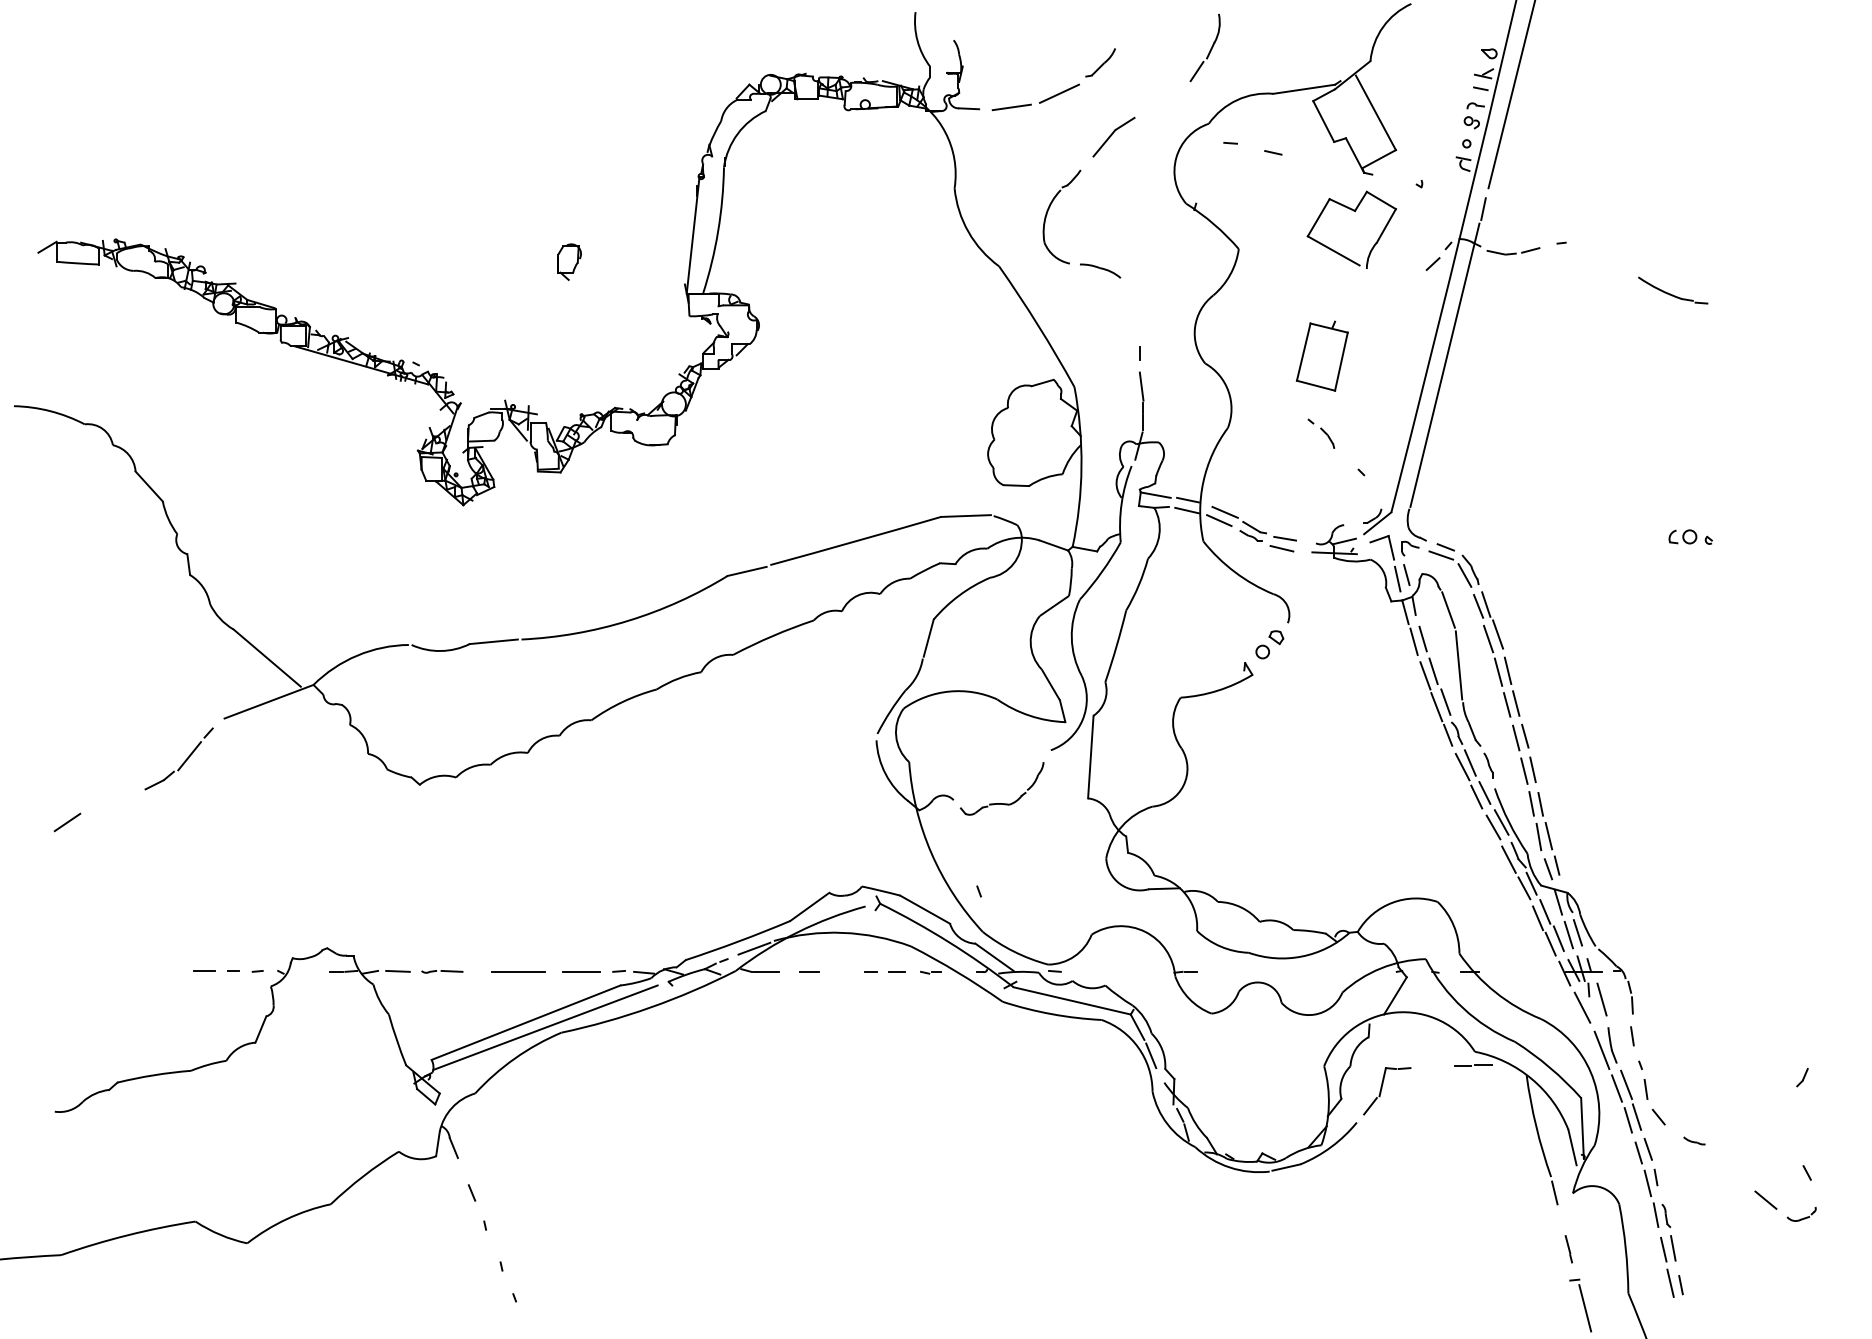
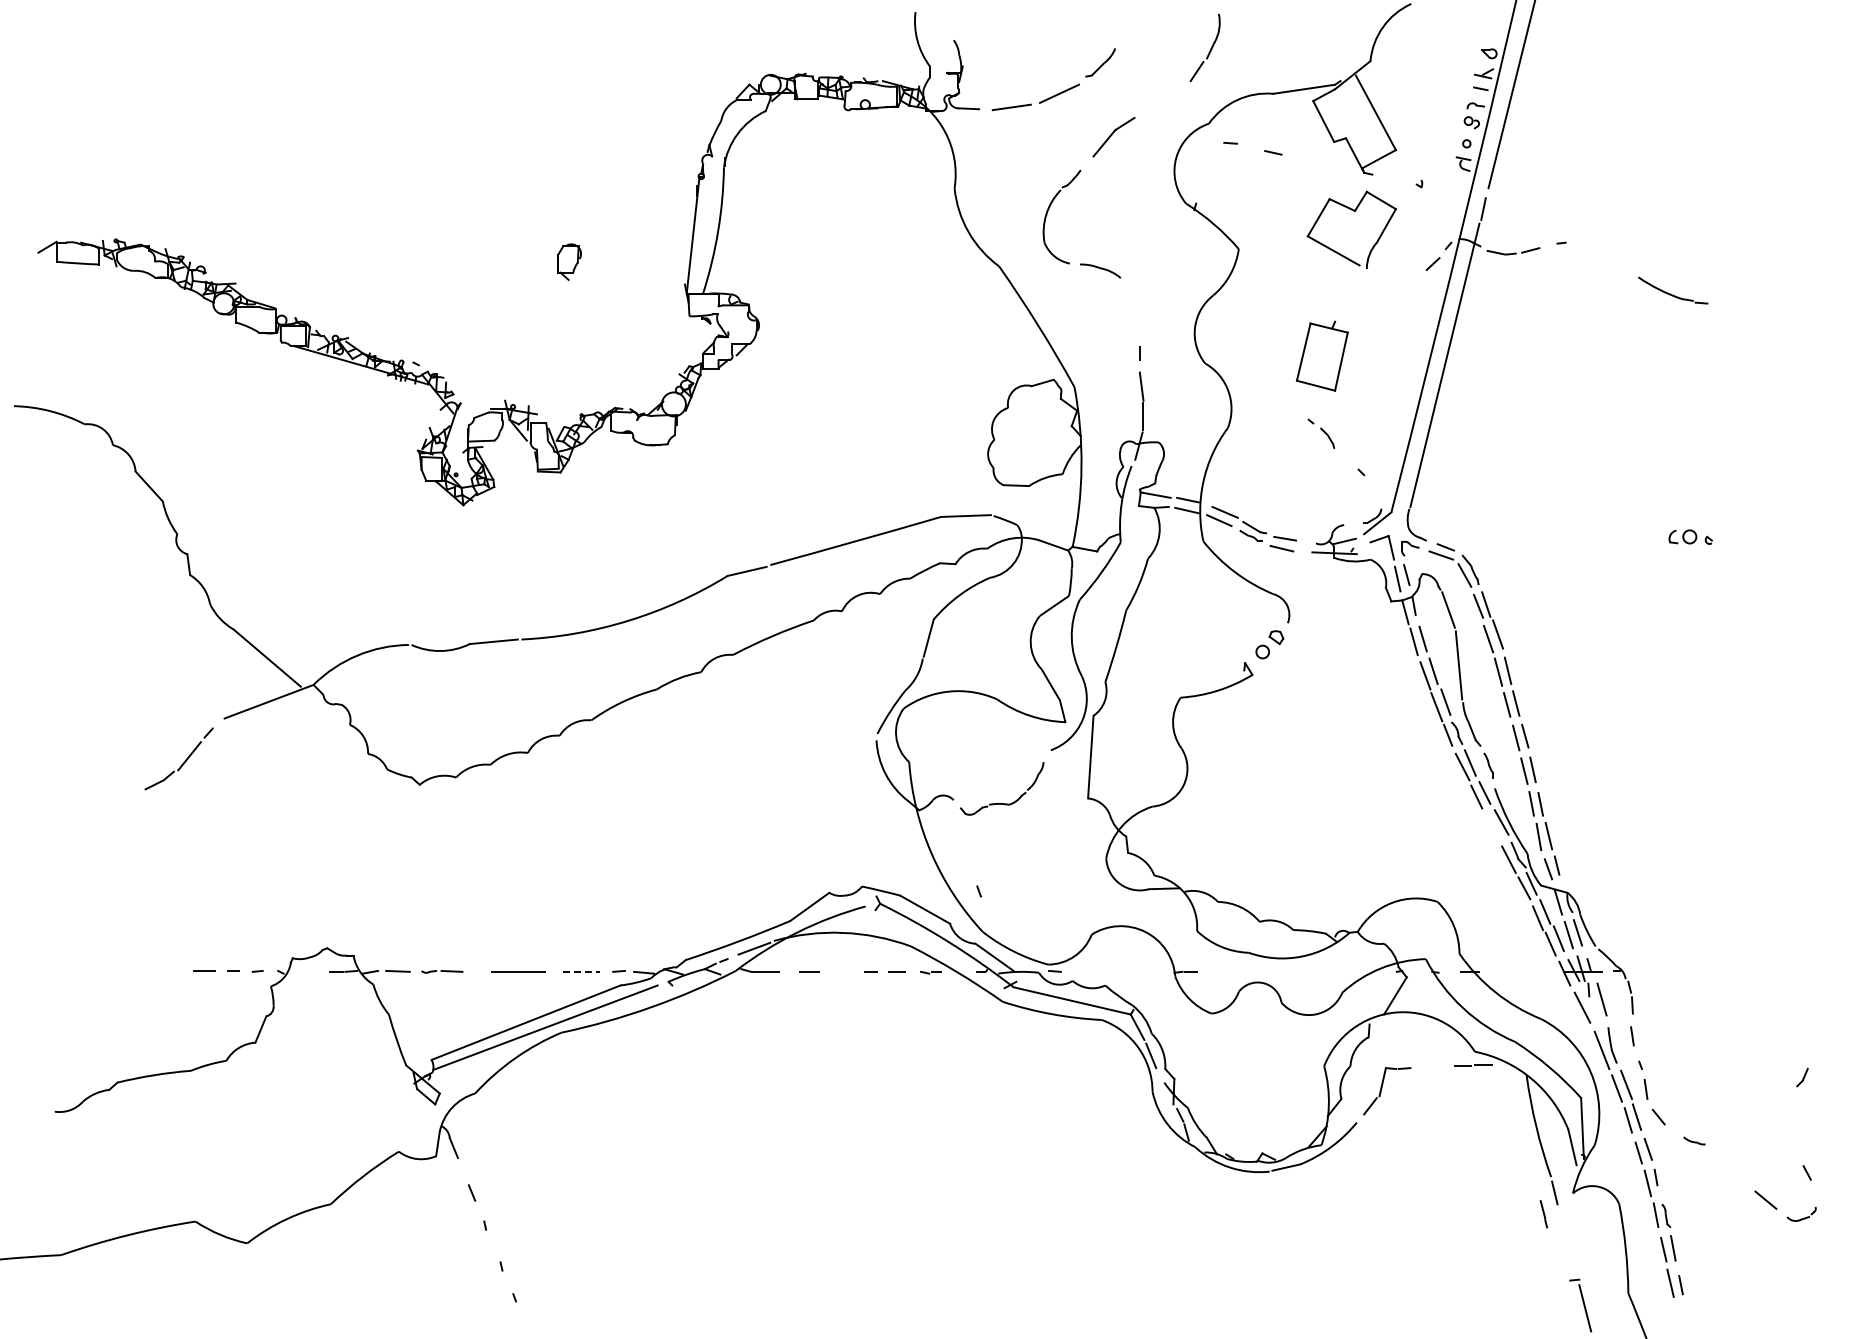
line: present -> none (67, 822)
line: present -> none (1493, 827)
line: solid -> dashed (581, 971)
line position: (1568, 1249) -> (1543, 1214) (1543, 1214)
